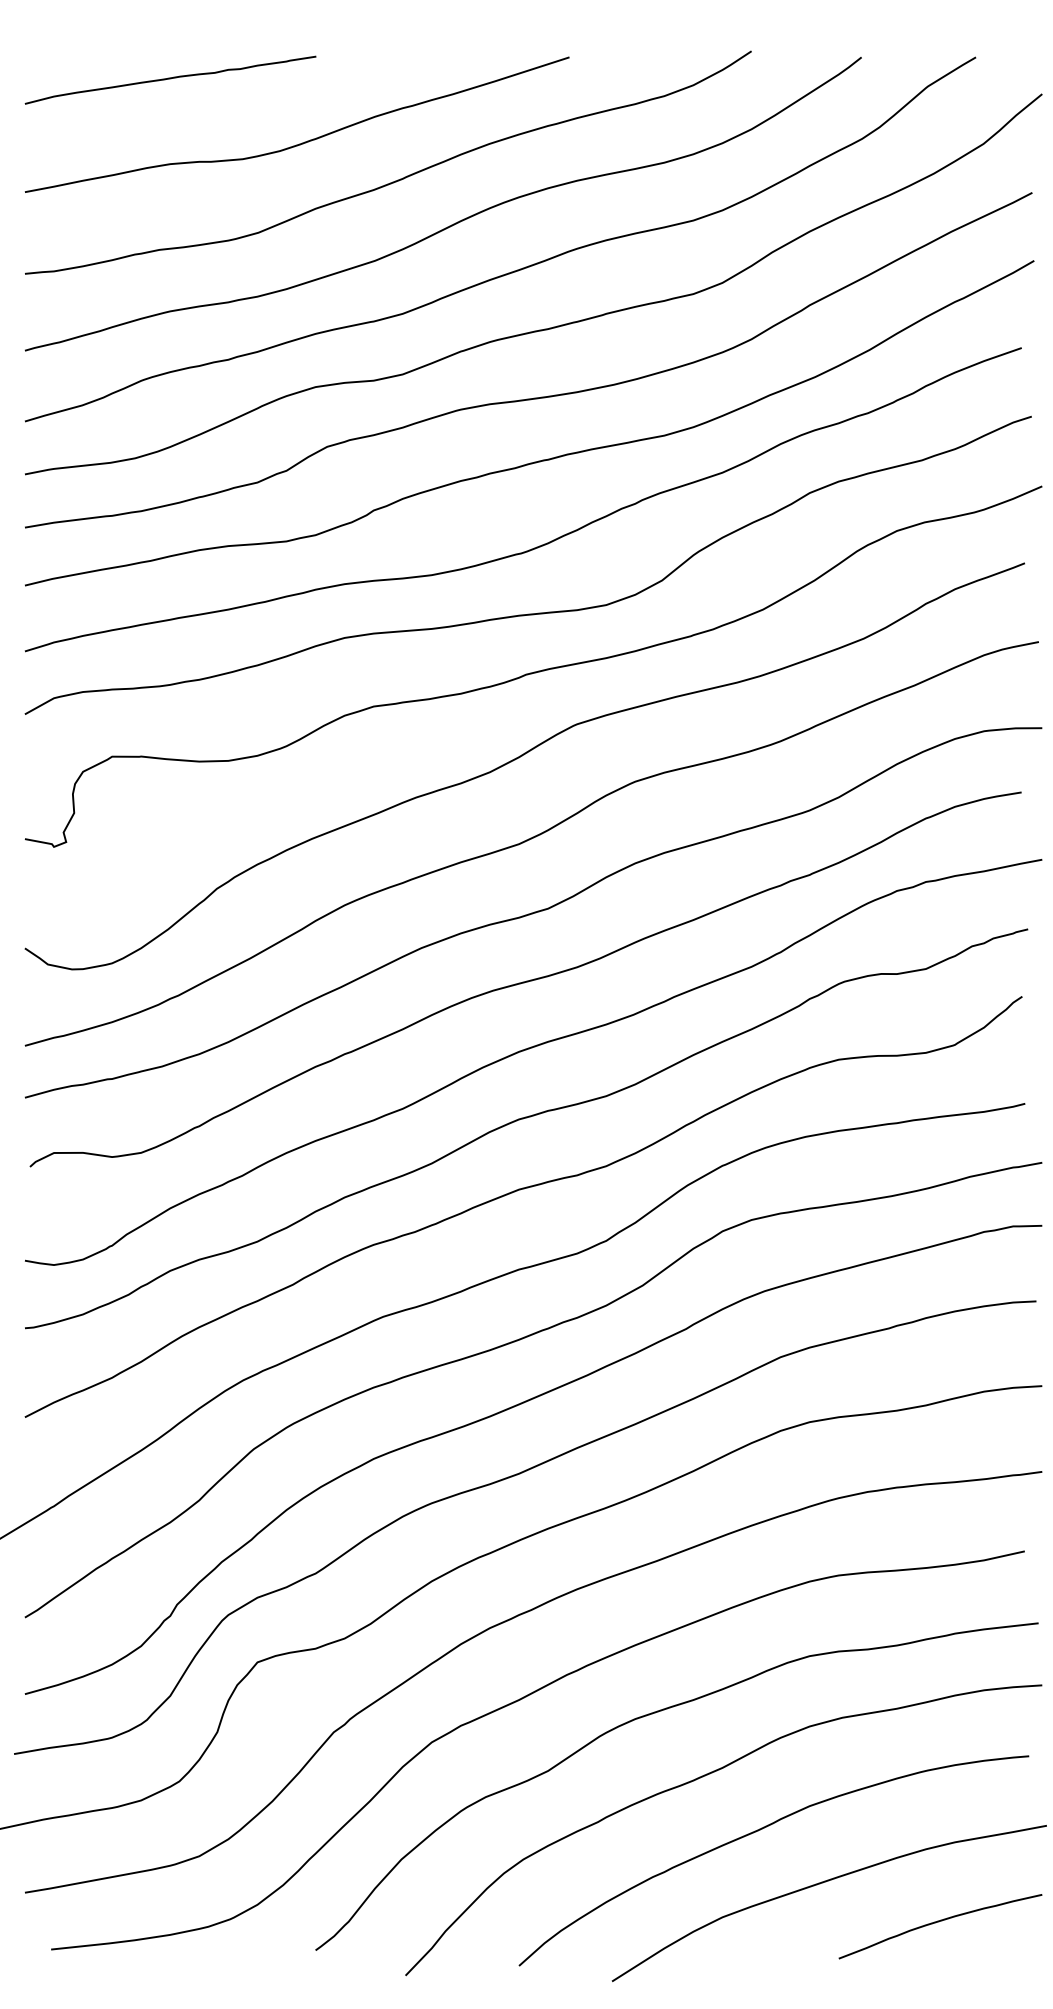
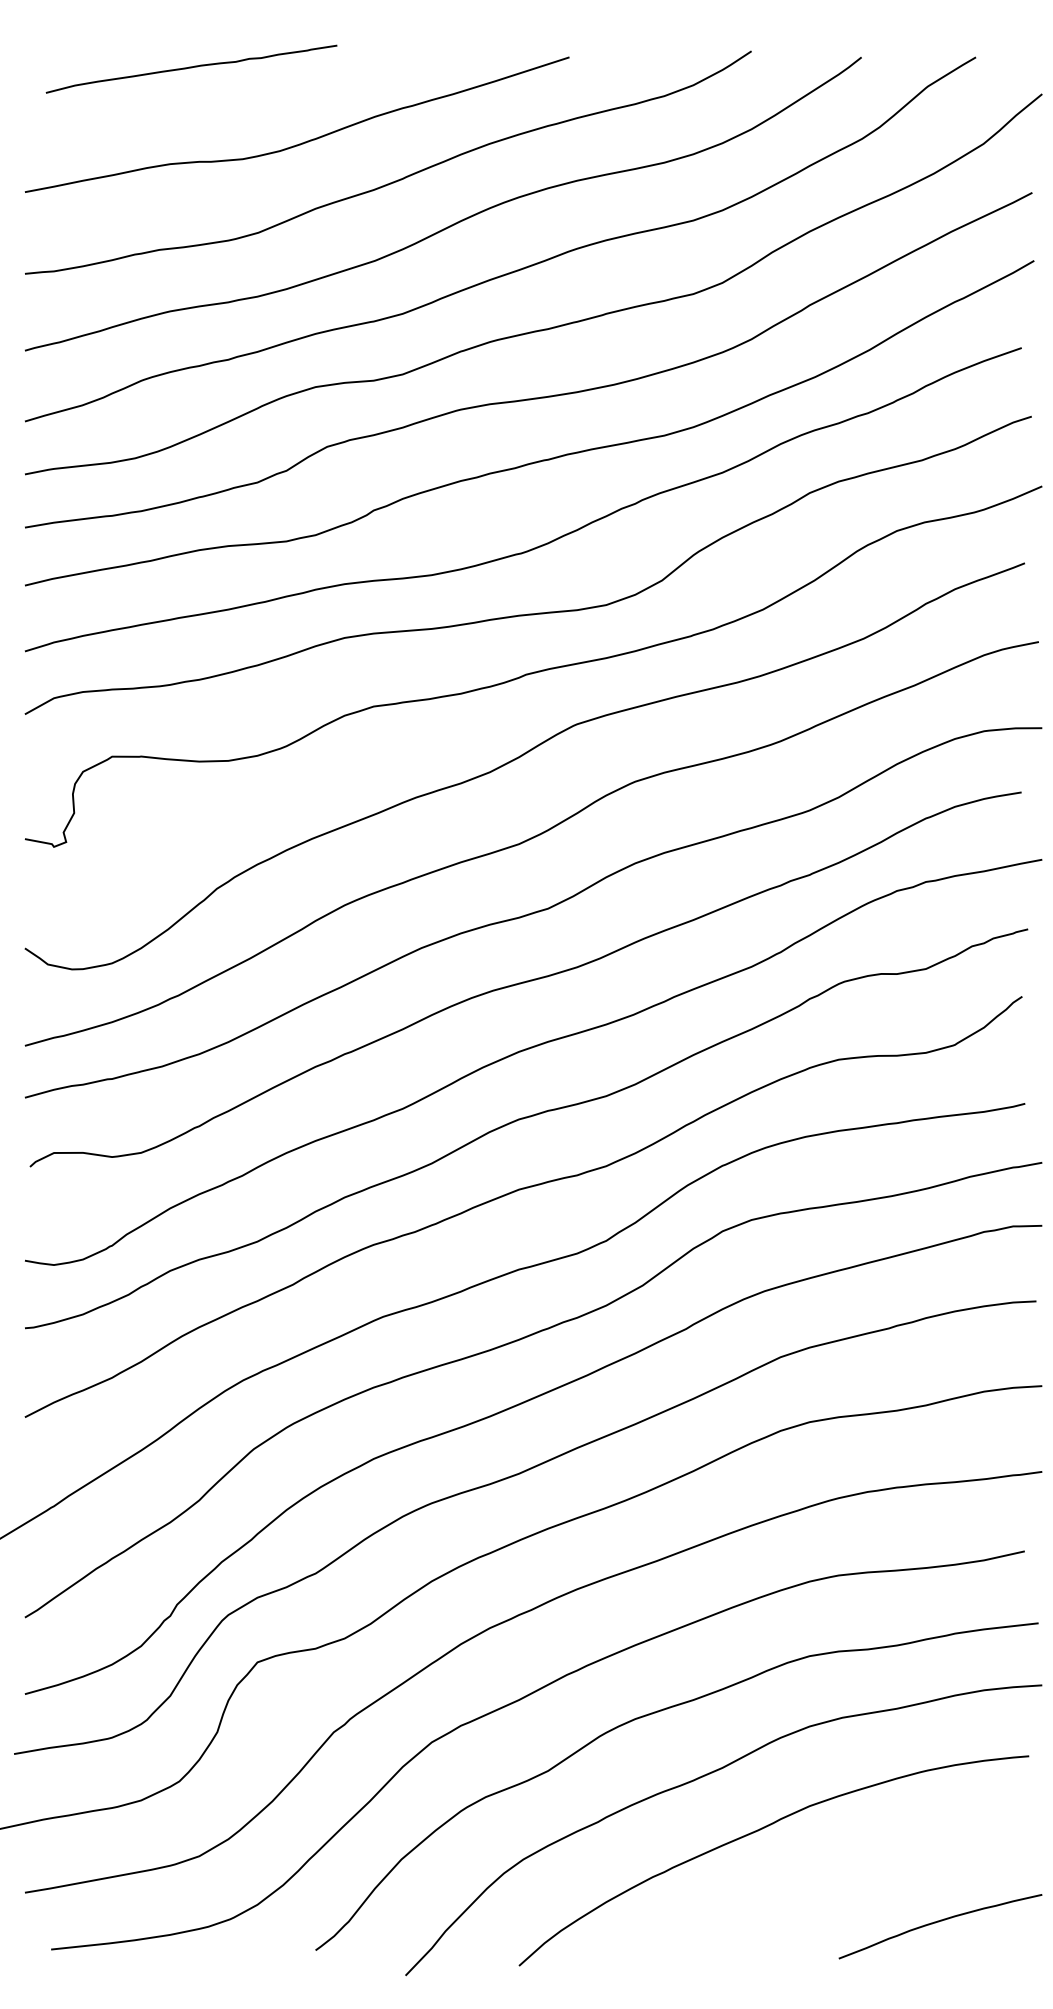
curve position: (170, 79) -> (191, 68) (191, 68)
curve: present -> none (823, 1883)
